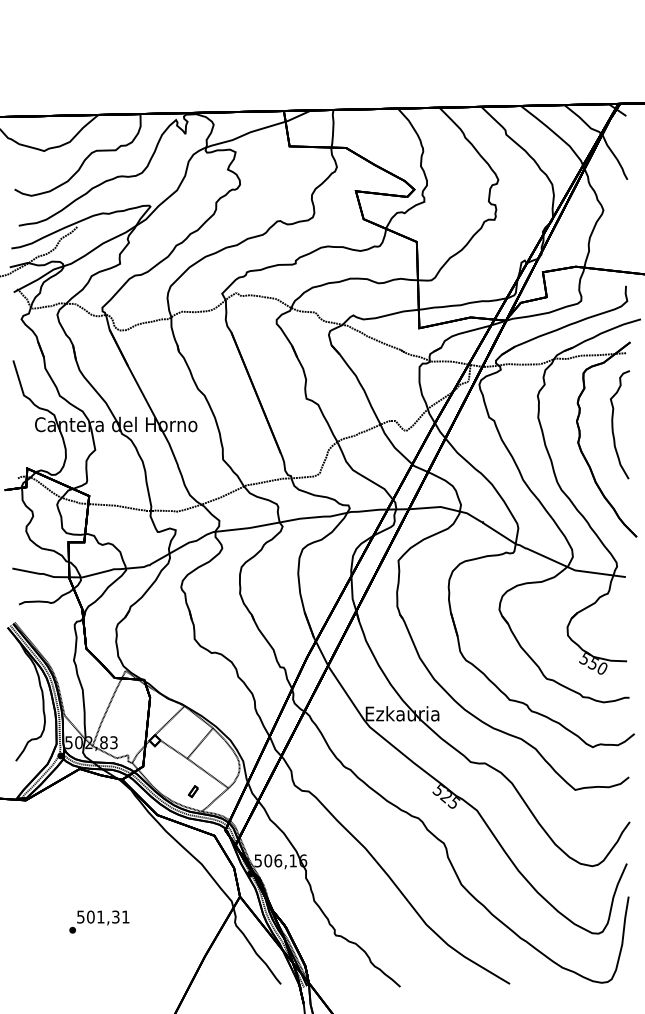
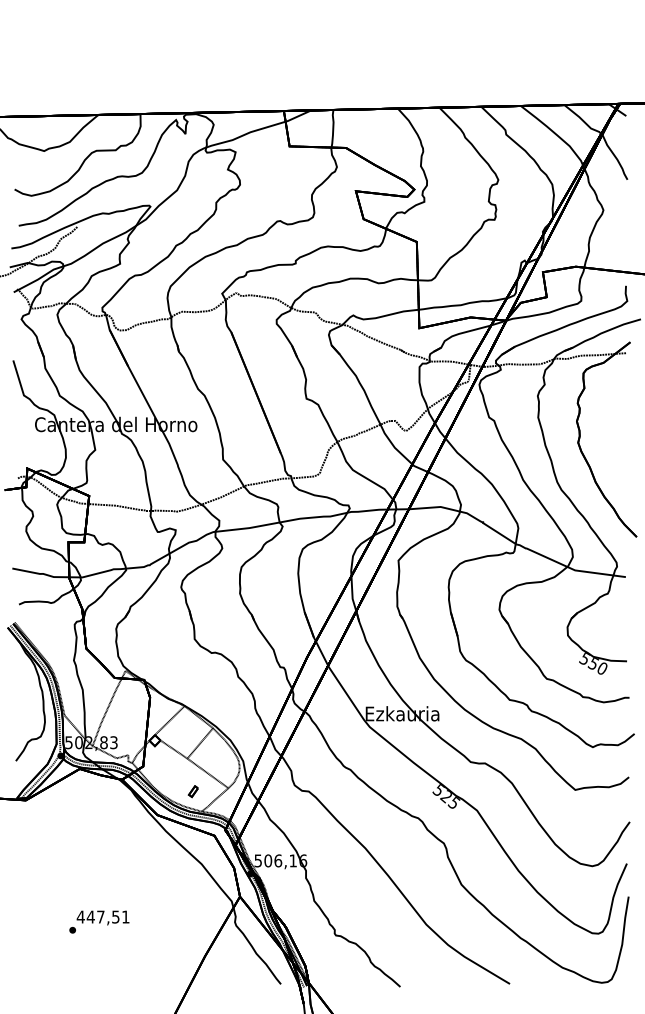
curve: present -> none (613, 424)
text: 501,31 -> 447,51 (97, 916)
